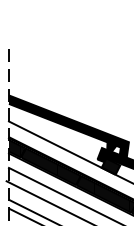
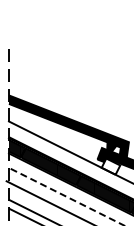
hatch: present -> none (110, 166)
line: solid -> dashed (66, 196)
